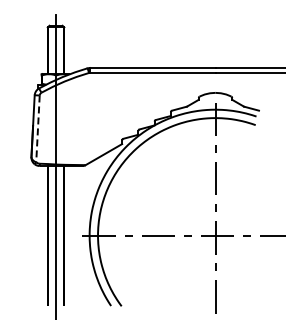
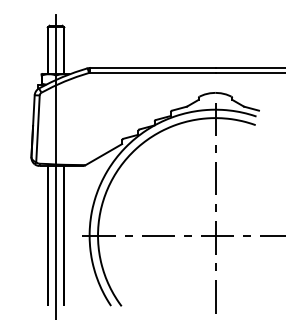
line: dashed -> solid (37, 129)
